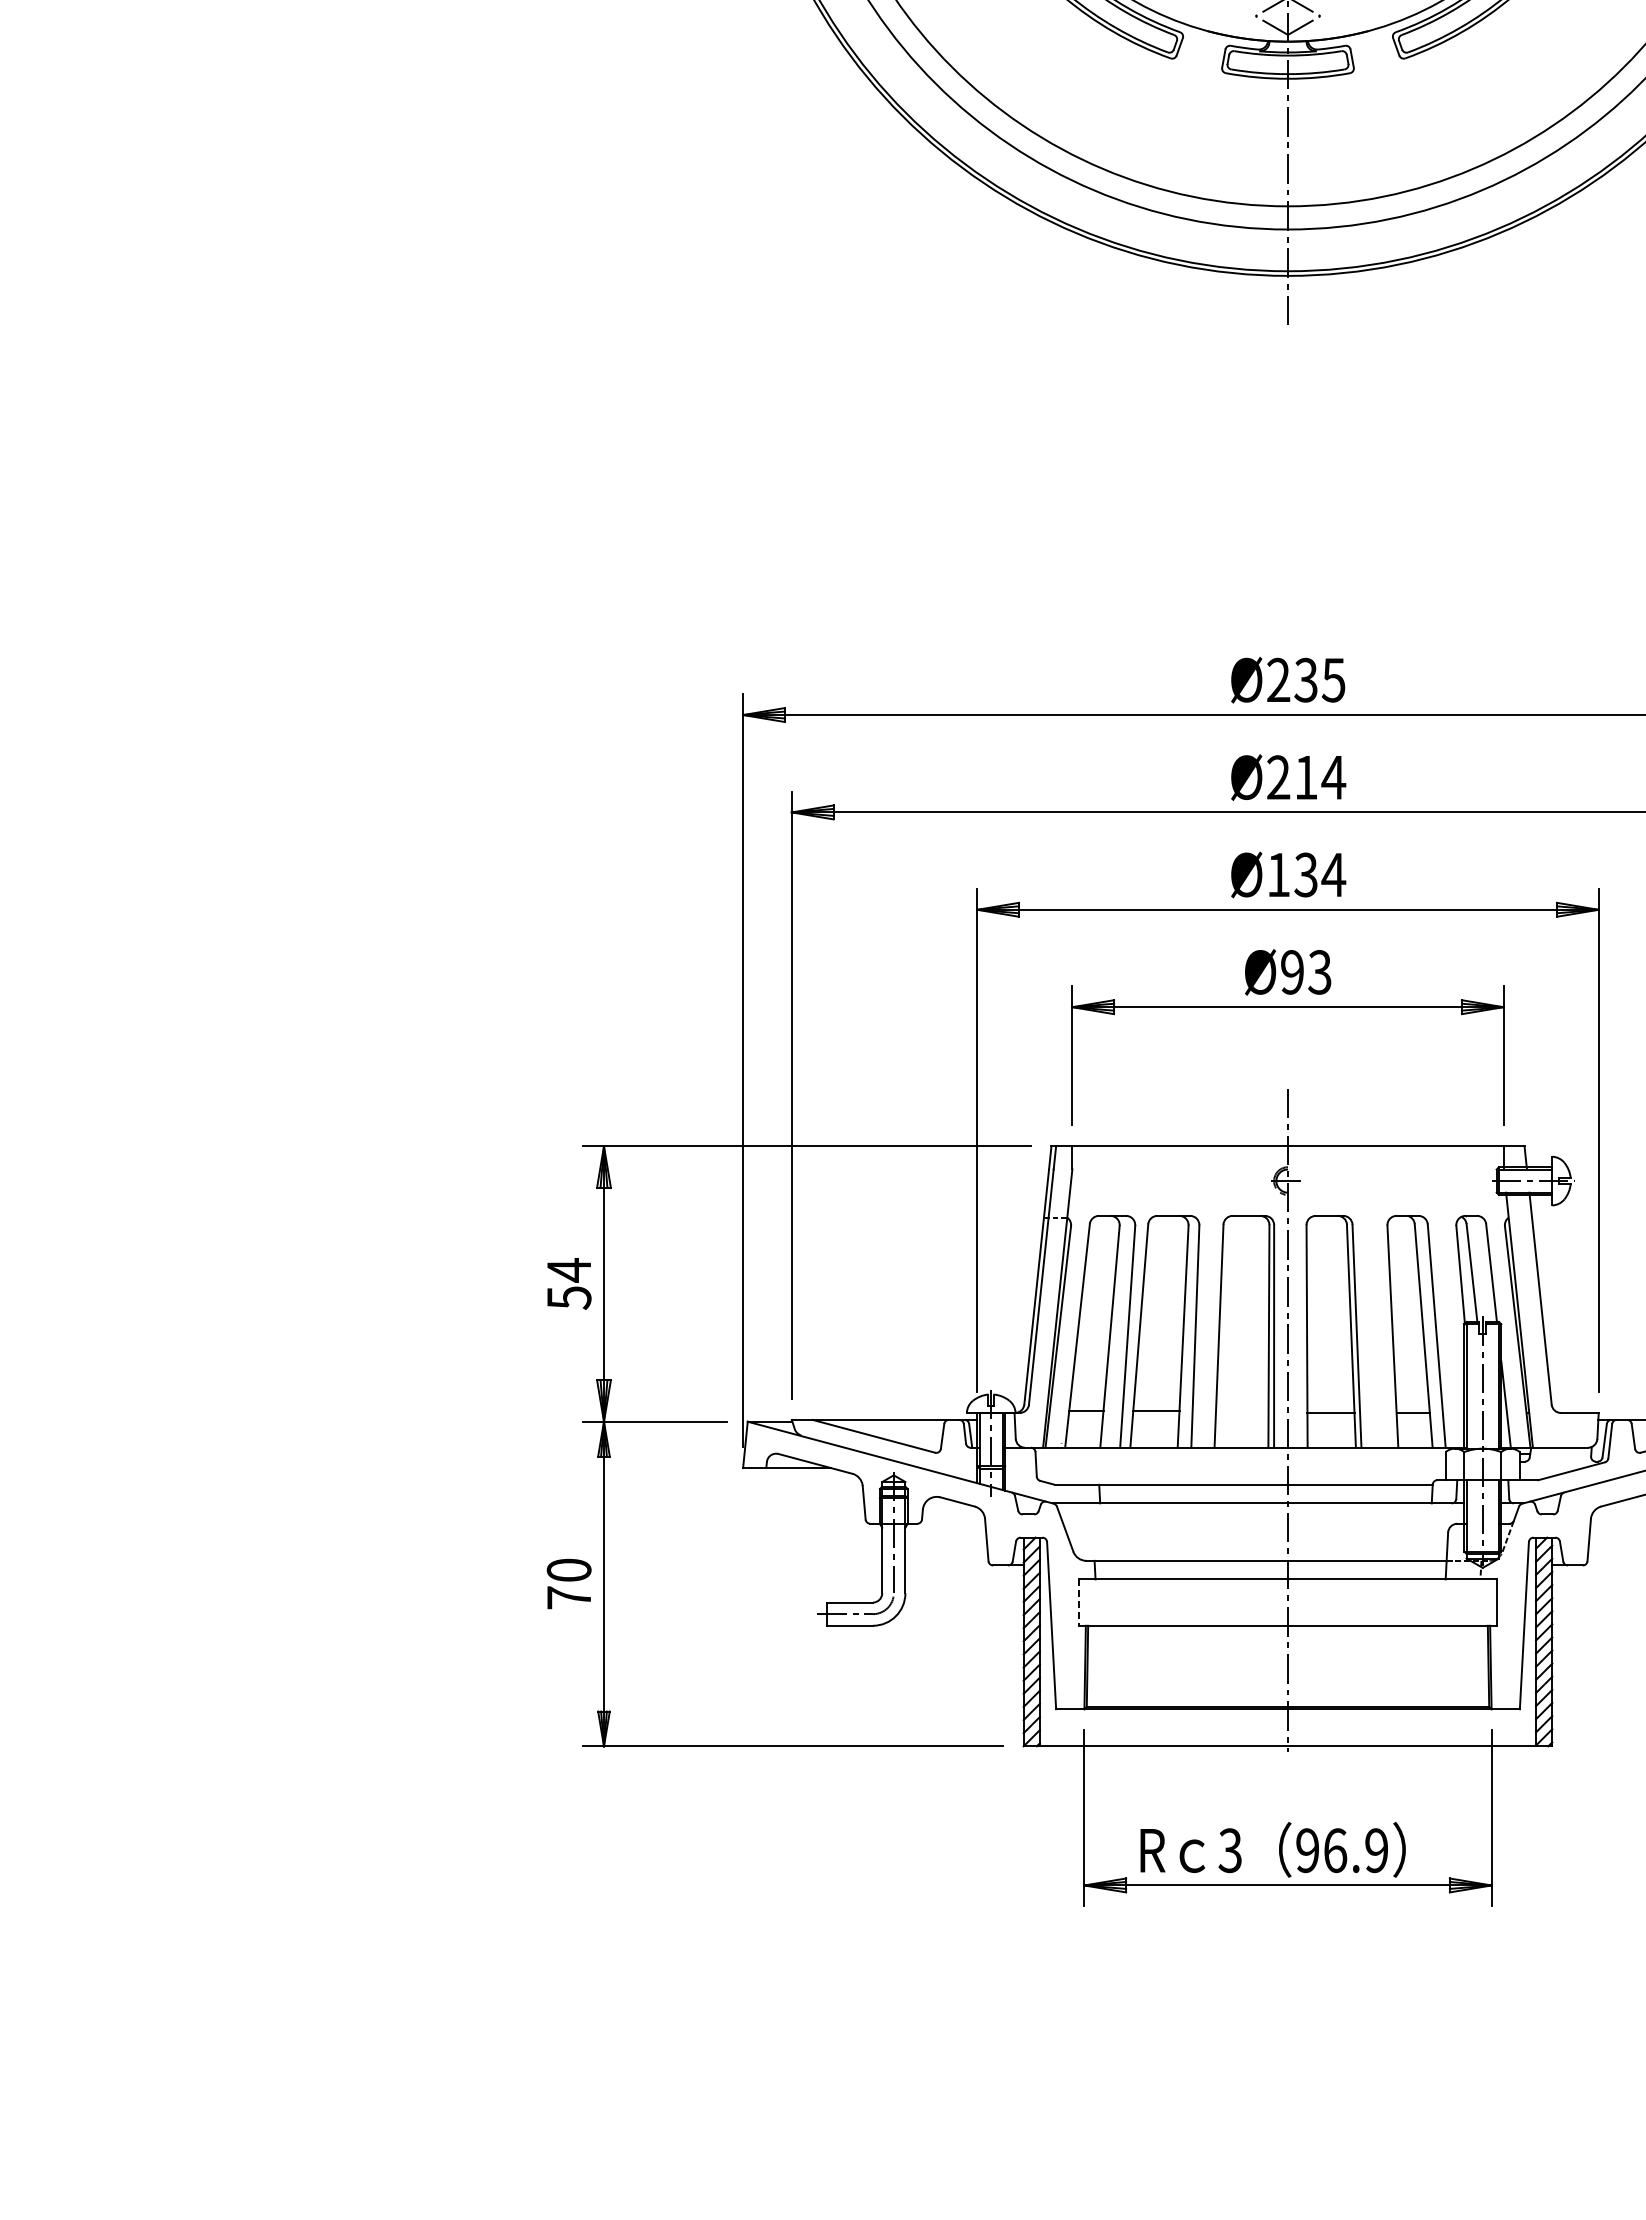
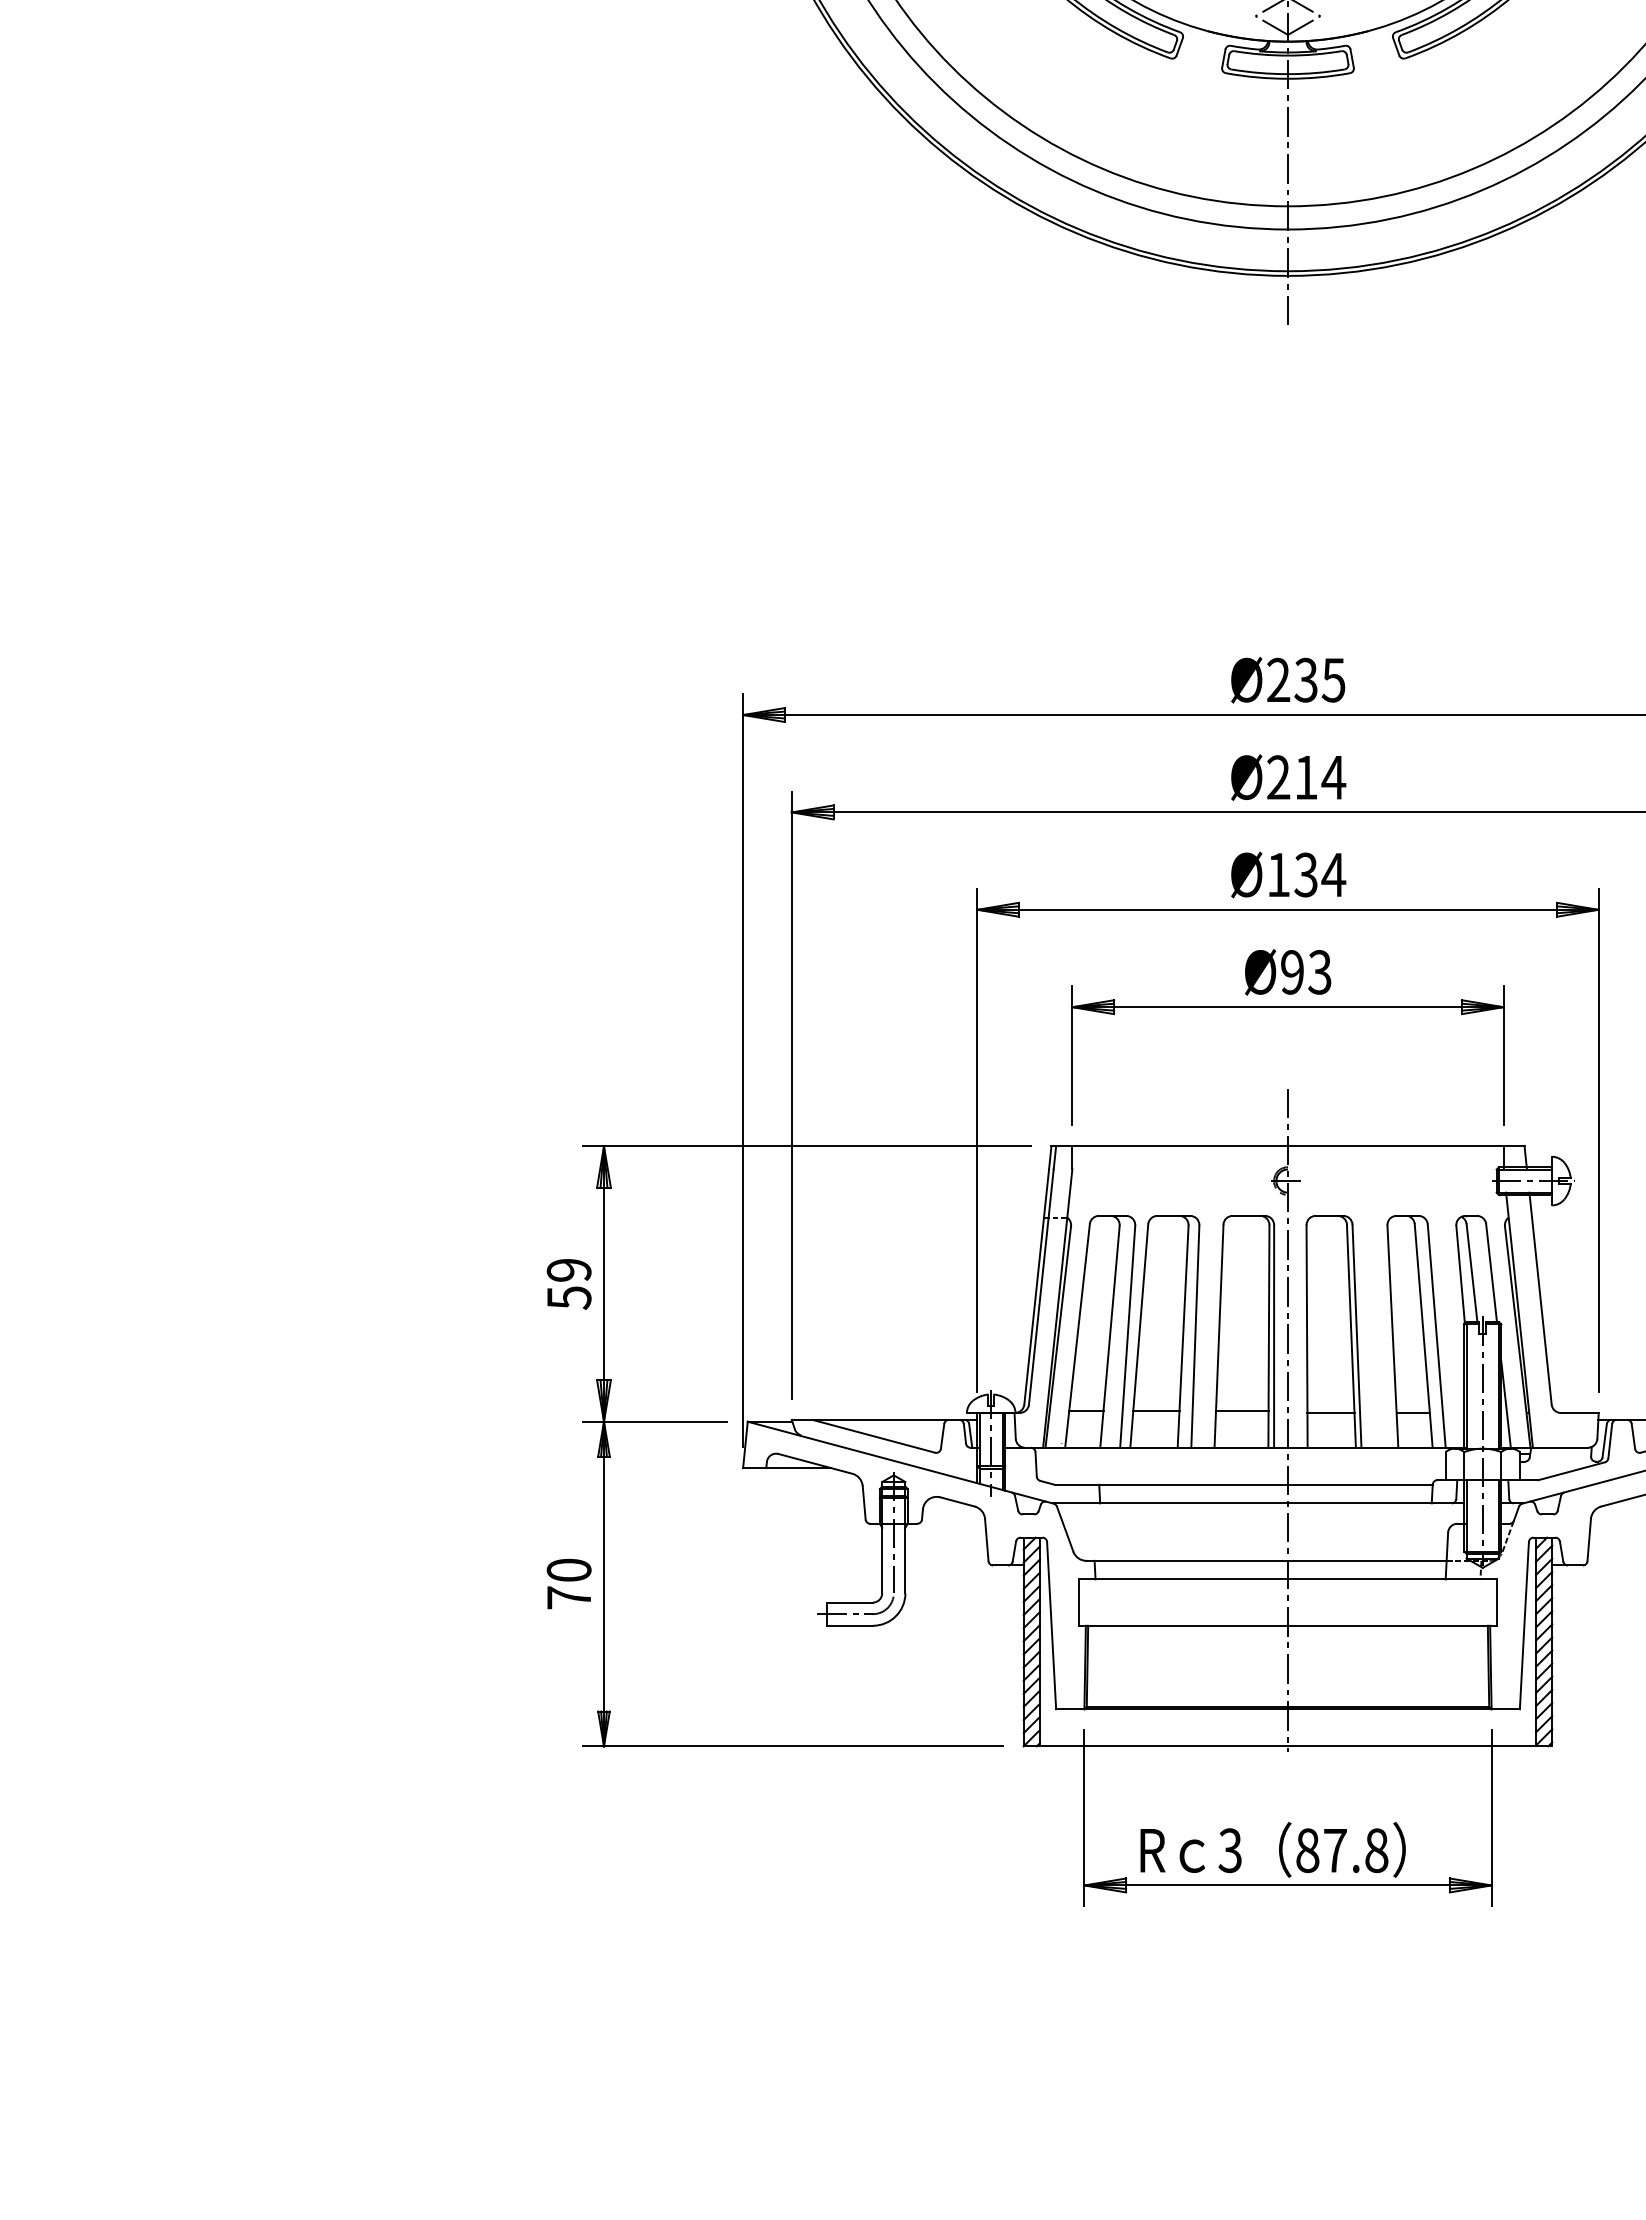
text: 54 -> 59 (568, 1270)
line: none -> present (1242, 1410)
line: dashed -> solid (1079, 1603)
text: 96.9 -> 87.8 (1342, 1850)
